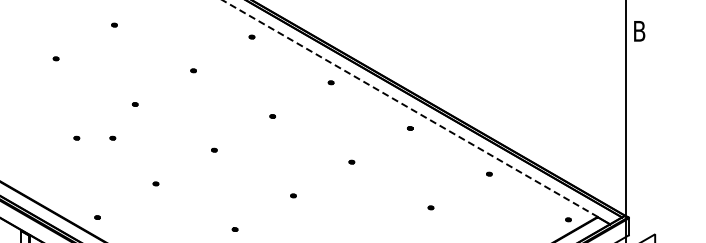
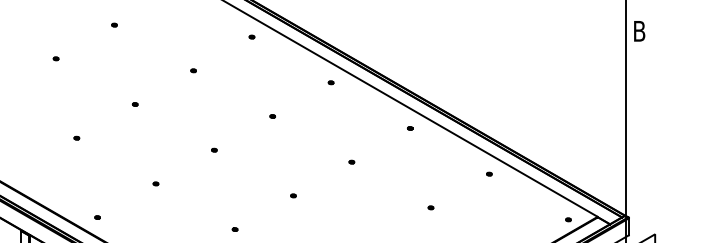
line: dashed -> solid (410, 108)
part: present -> none (112, 137)
